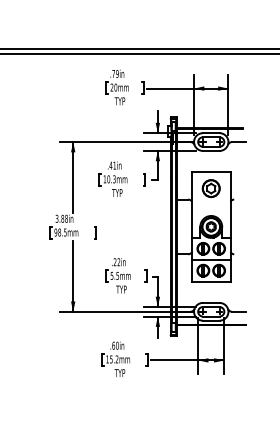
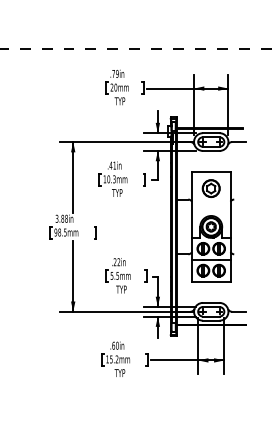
line: solid -> dashed (140, 48)
line: present -> none (139, 54)
